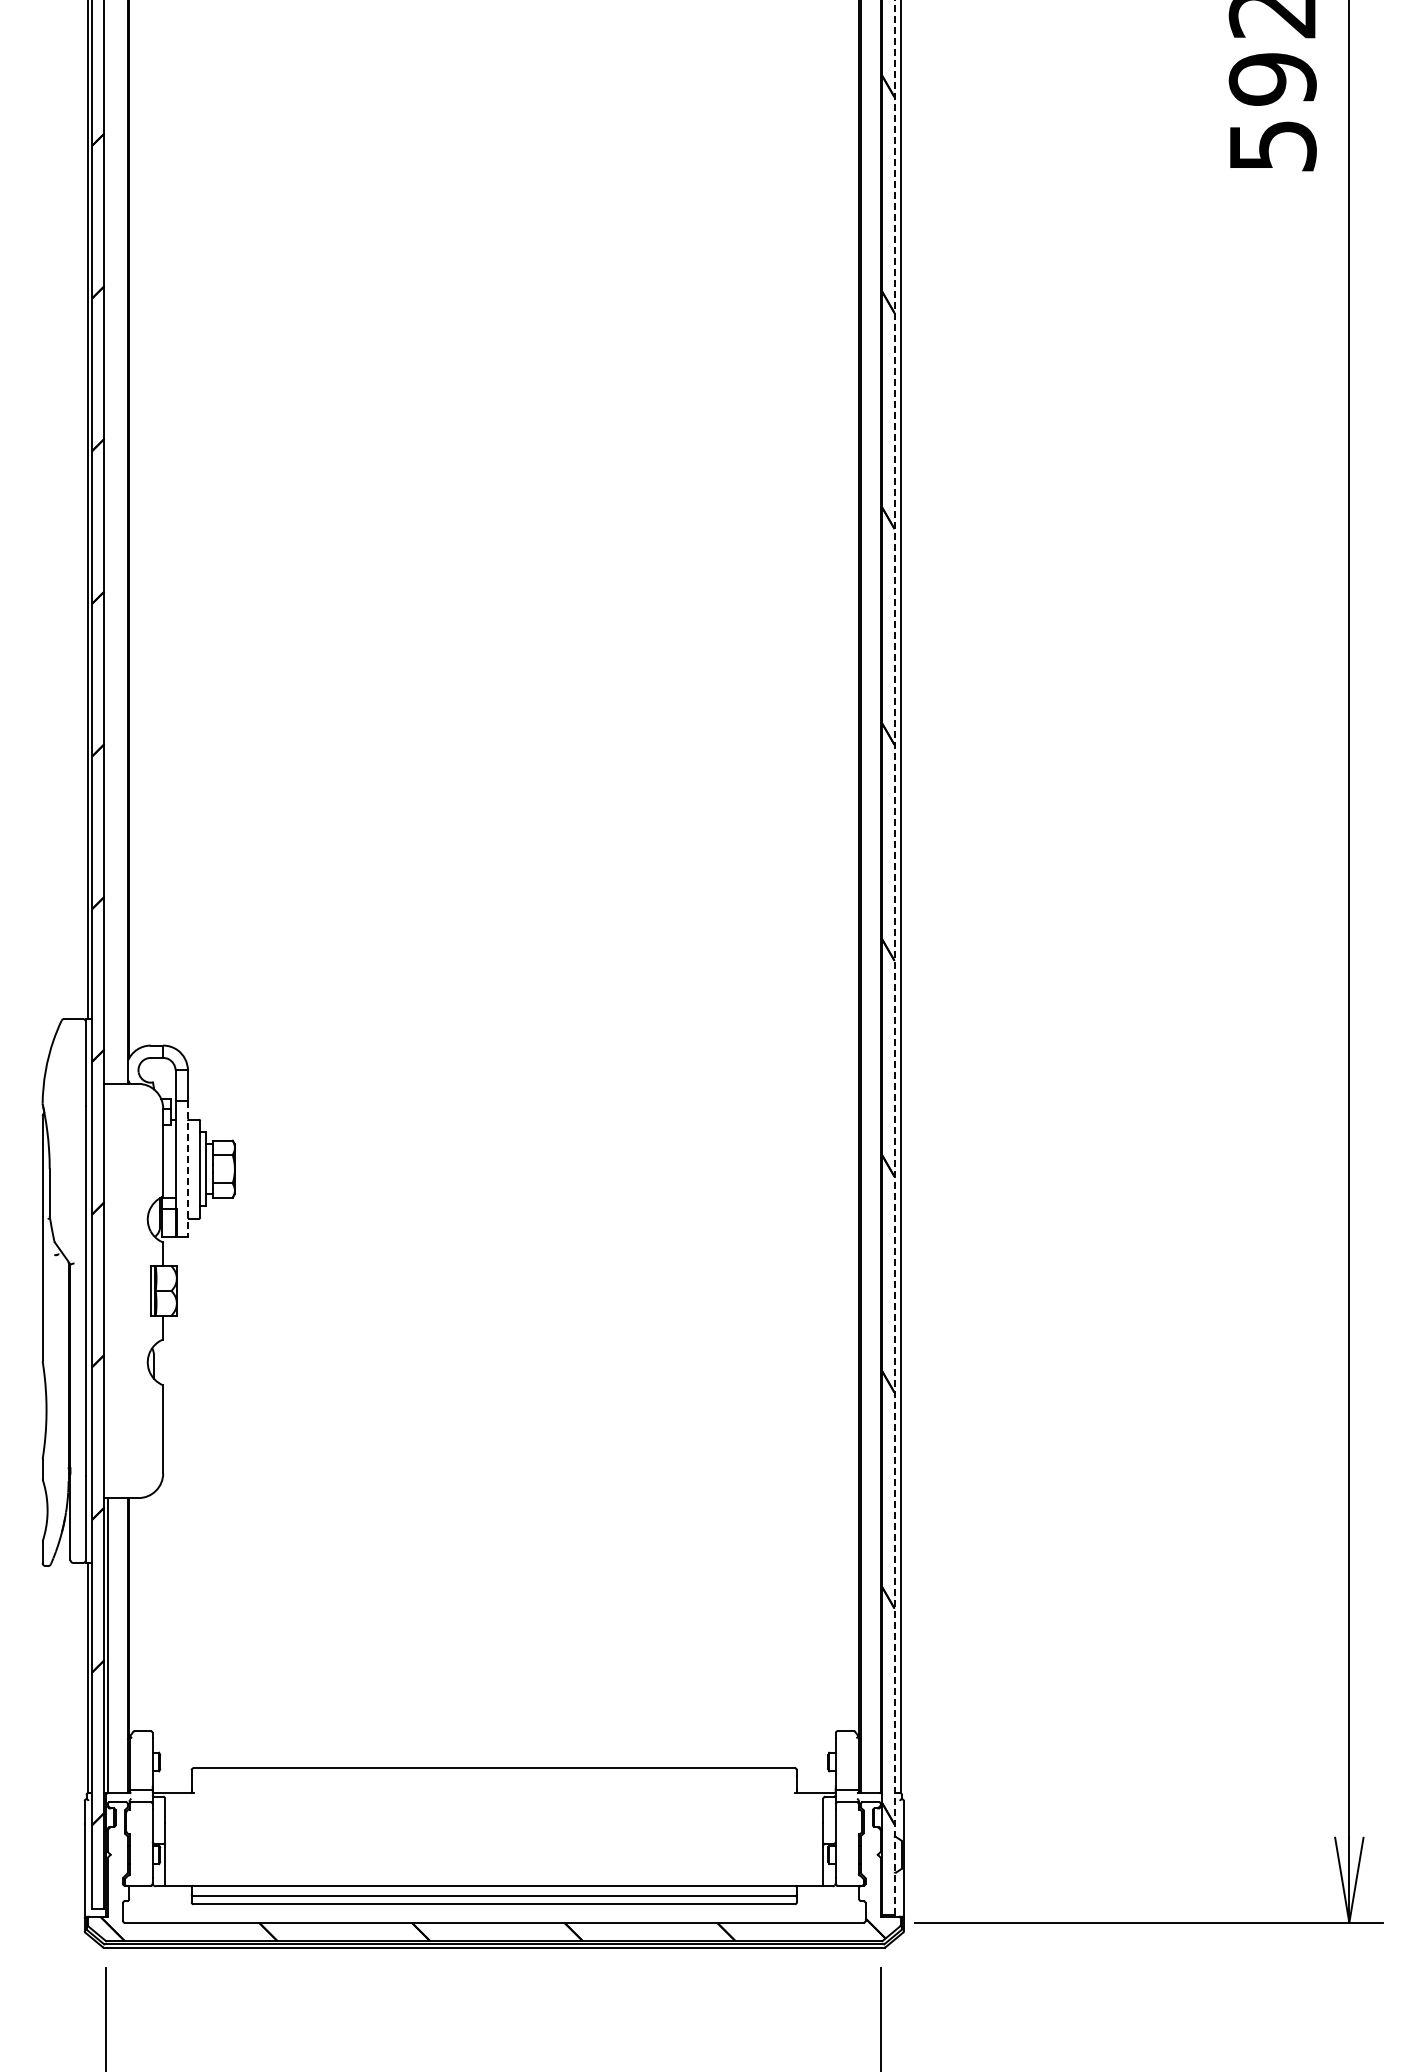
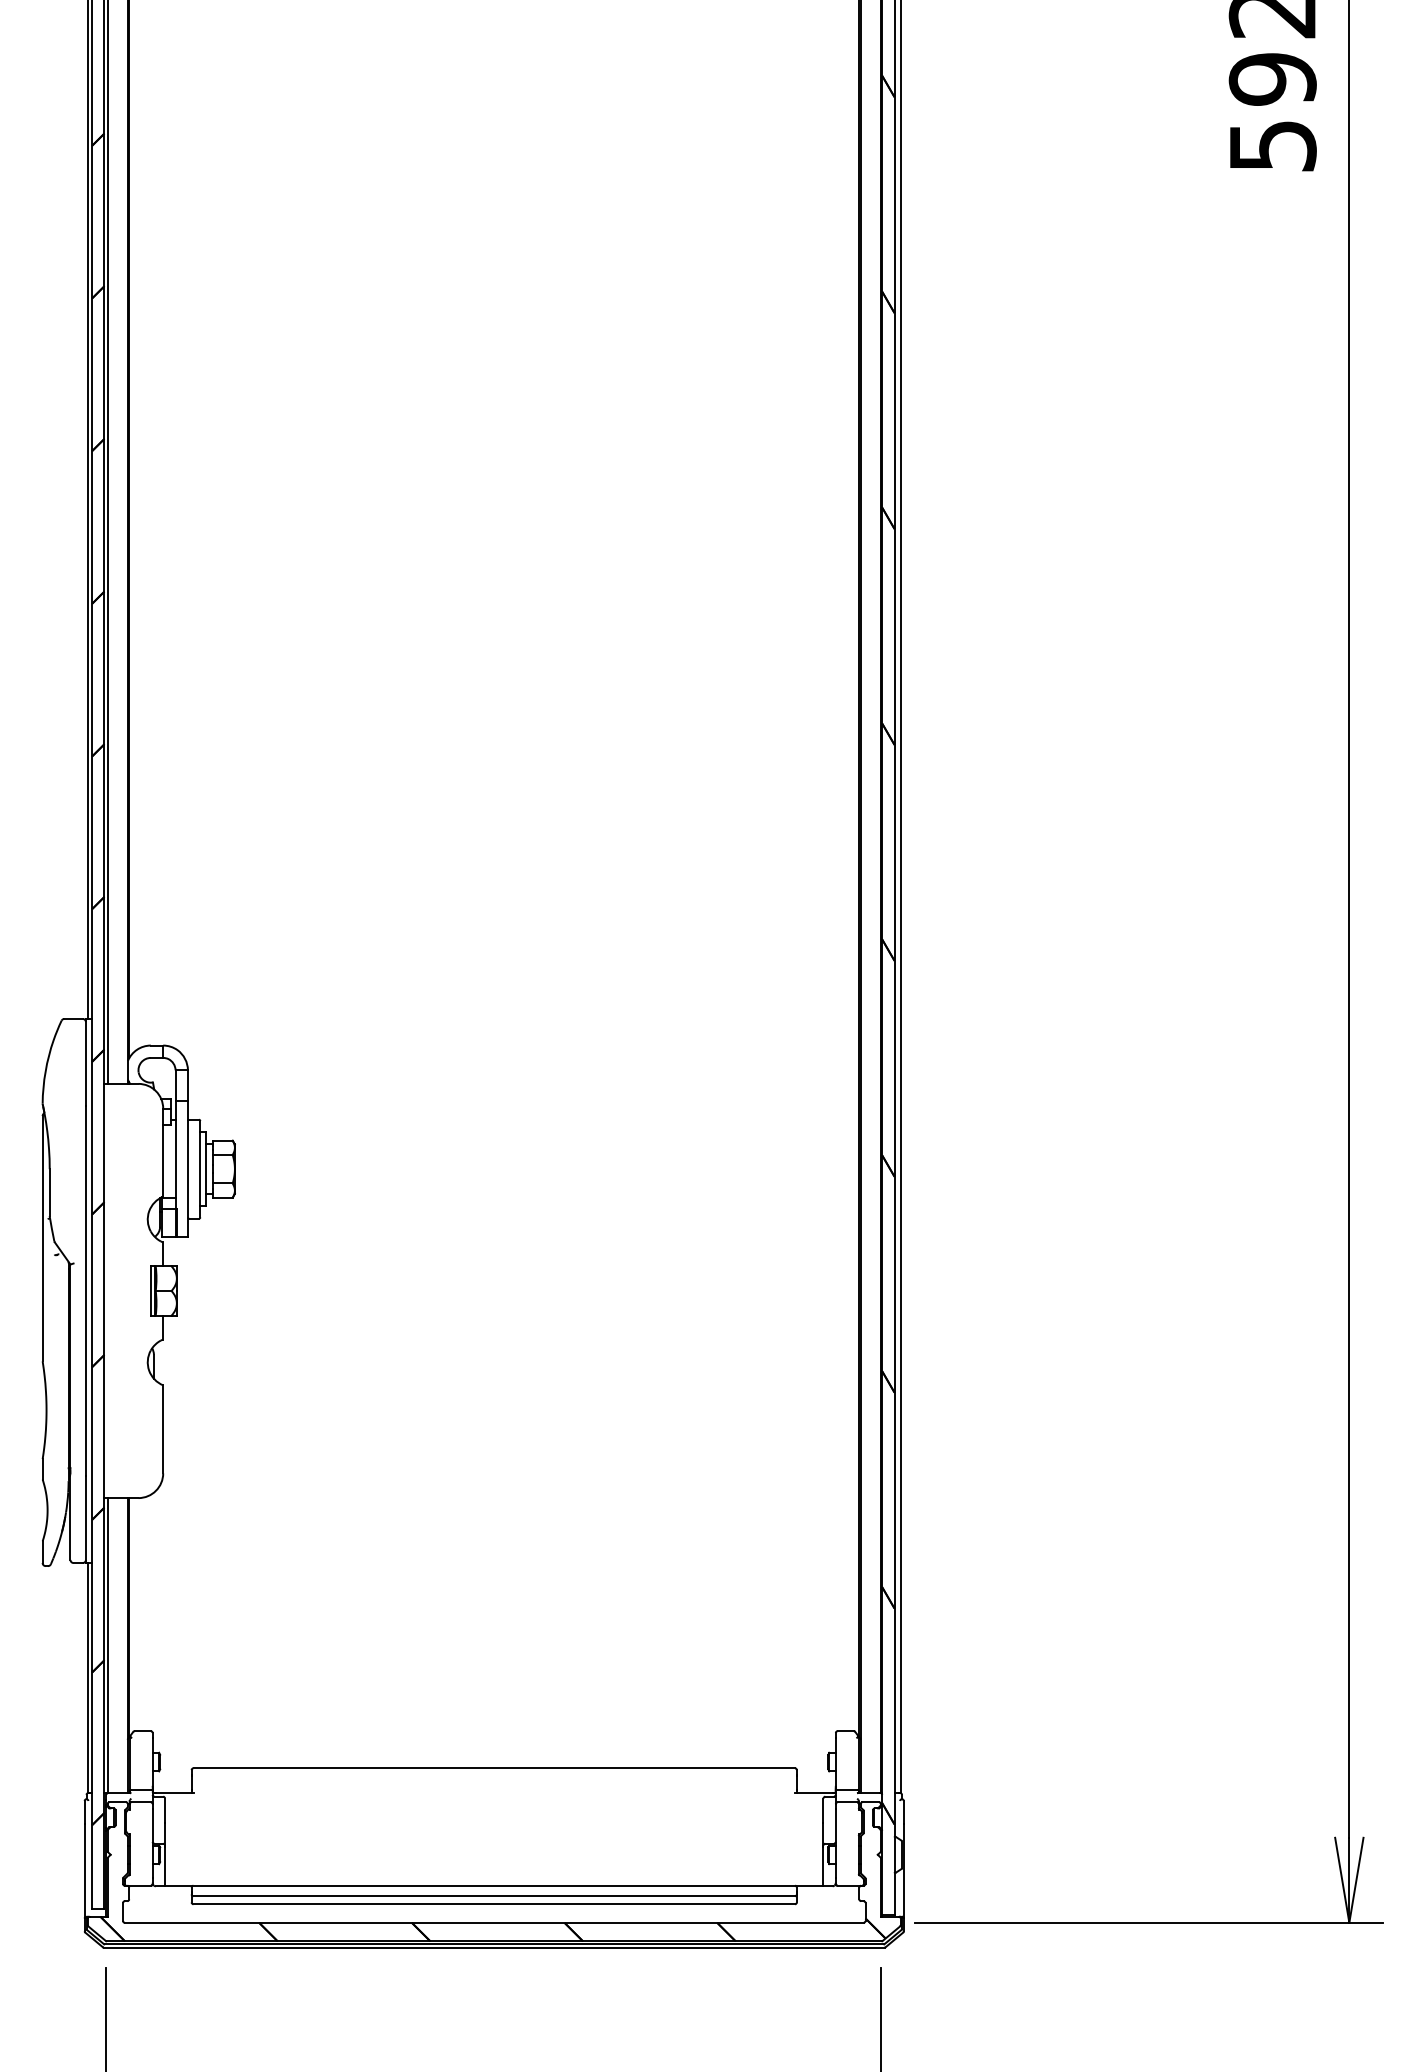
line: none -> present (107, 542)
line: dashed -> solid (894, 957)
line: dashed -> solid (187, 1169)
